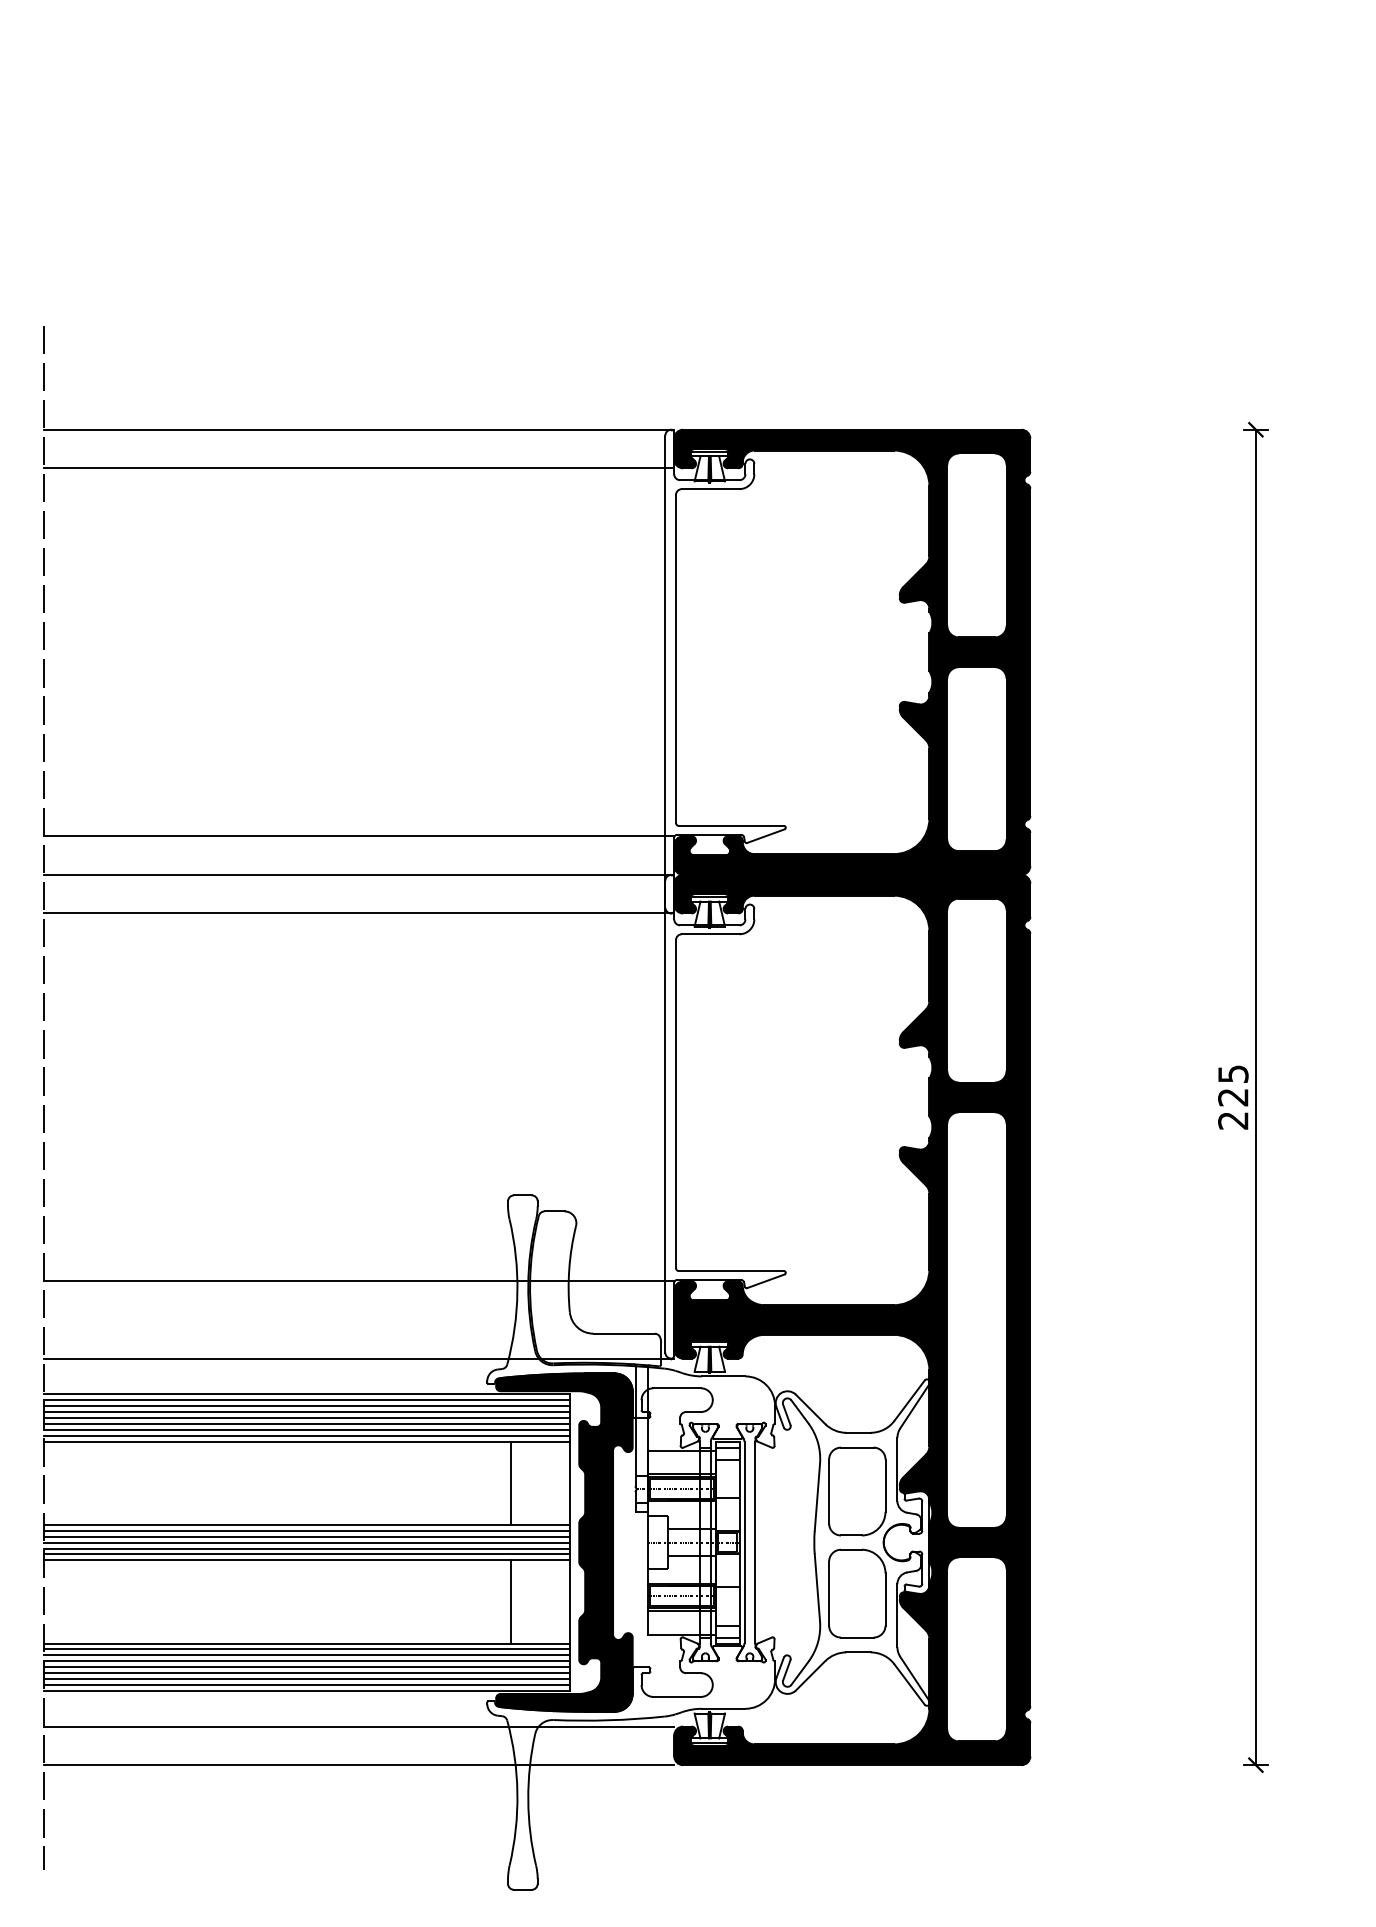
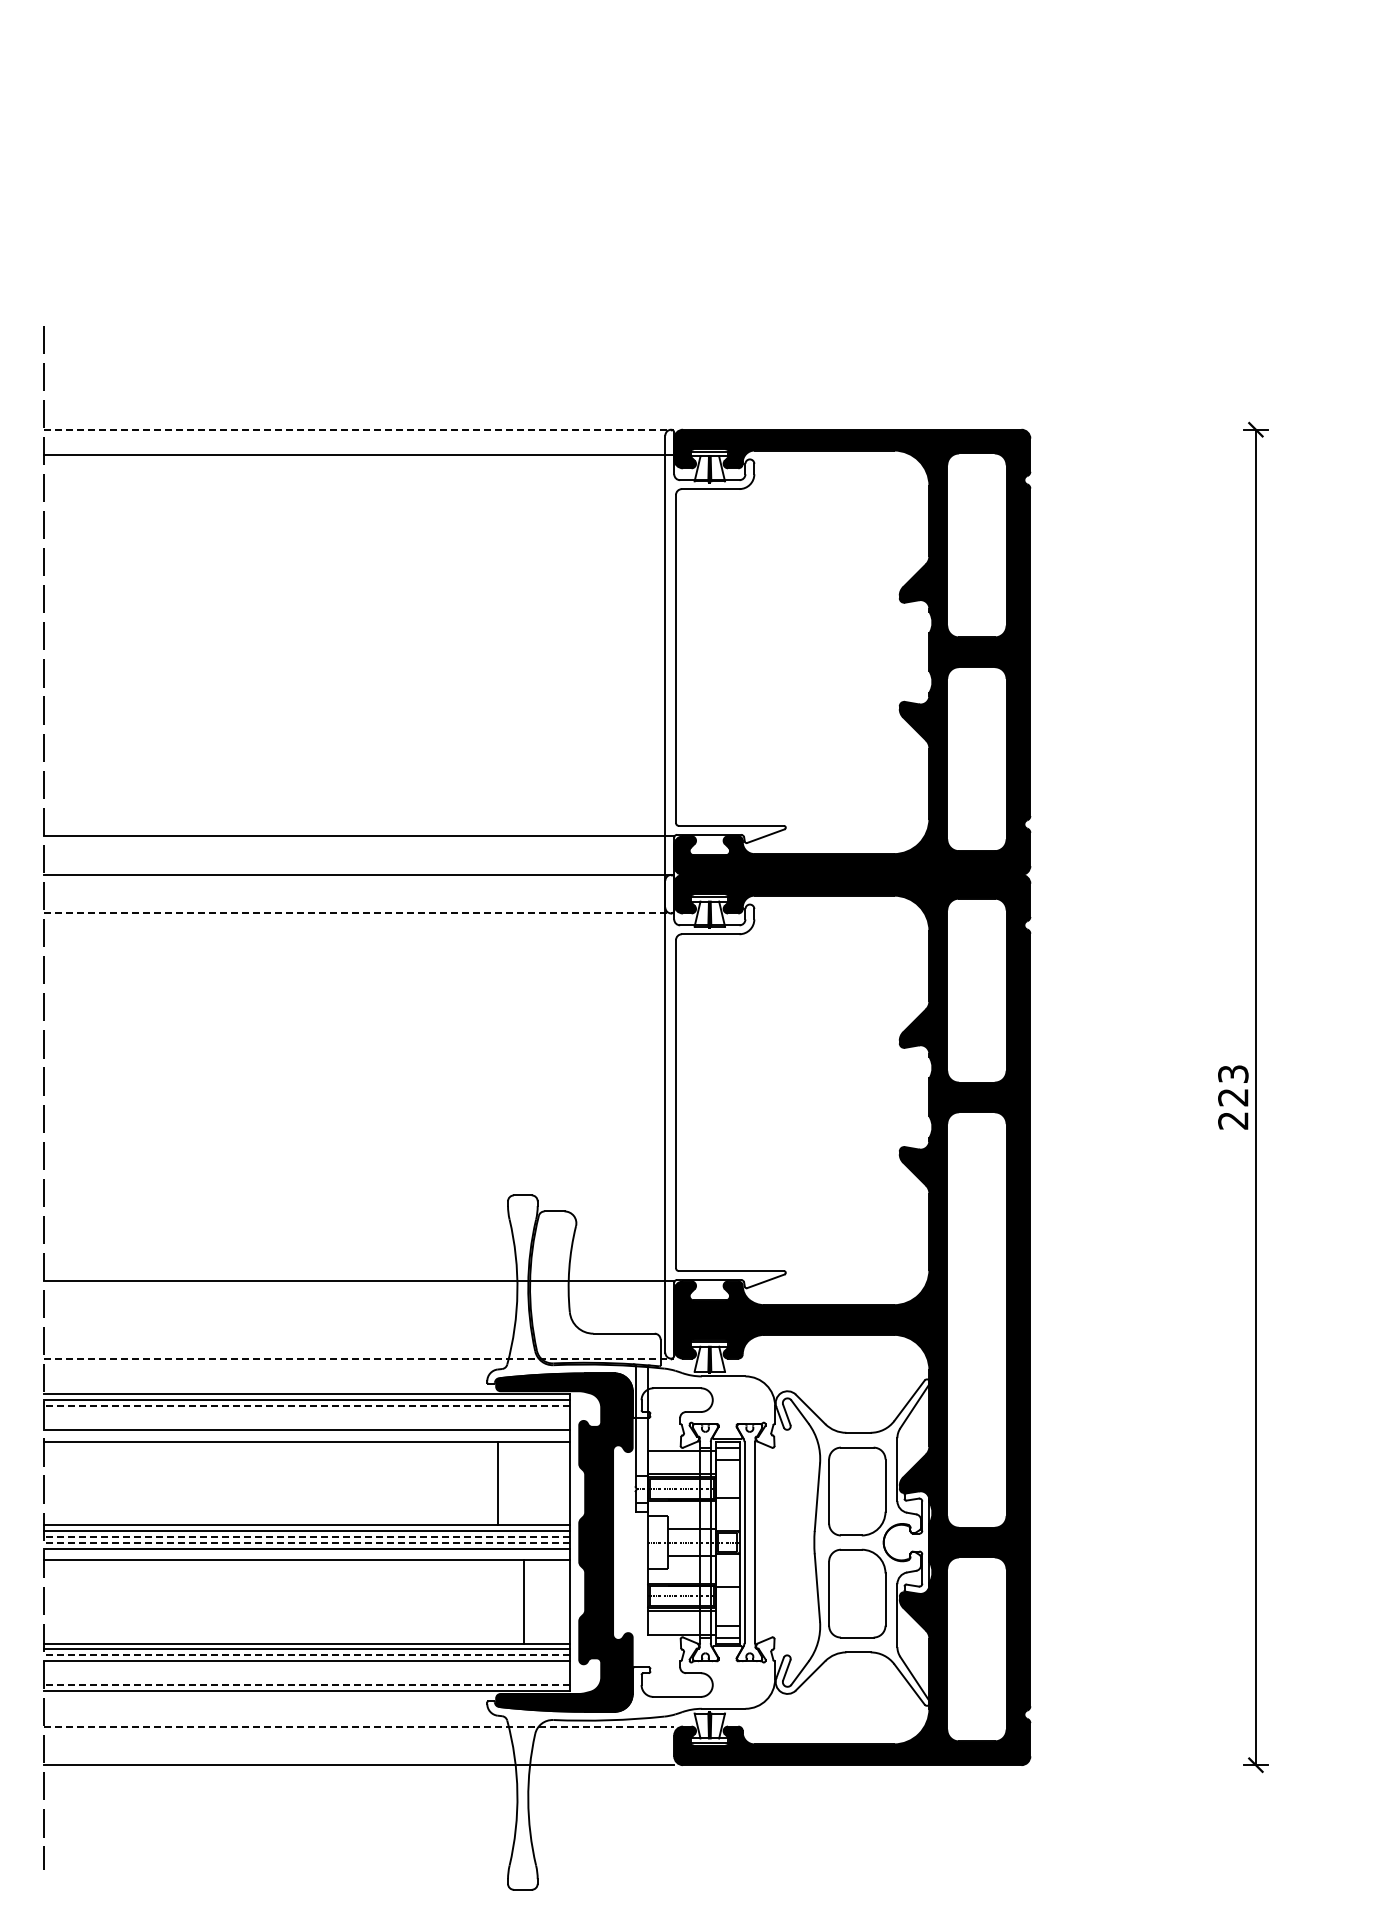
line: solid -> dashed (359, 429)
line position: (358, 468) -> (358, 455) (358, 455)
line: solid -> dashed (359, 913)
text: 225 -> 223 (1233, 1073)
line: solid -> dashed (359, 1358)
line: solid -> dashed (306, 1406)
line: present -> none (306, 1412)
line: present -> none (306, 1417)
line: present -> none (306, 1423)
line: present -> none (306, 1435)
line position: (511, 1482) -> (498, 1482) (498, 1482)
line: solid -> dashed (306, 1536)
line: solid -> dashed (306, 1542)
line: present -> none (306, 1554)
line position: (511, 1601) -> (524, 1601) (524, 1601)
line: solid -> dashed (306, 1655)
line: present -> none (306, 1667)
line: present -> none (306, 1673)
line: present -> none (306, 1679)
line: solid -> dashed (306, 1685)
line: solid -> dashed (359, 1726)
